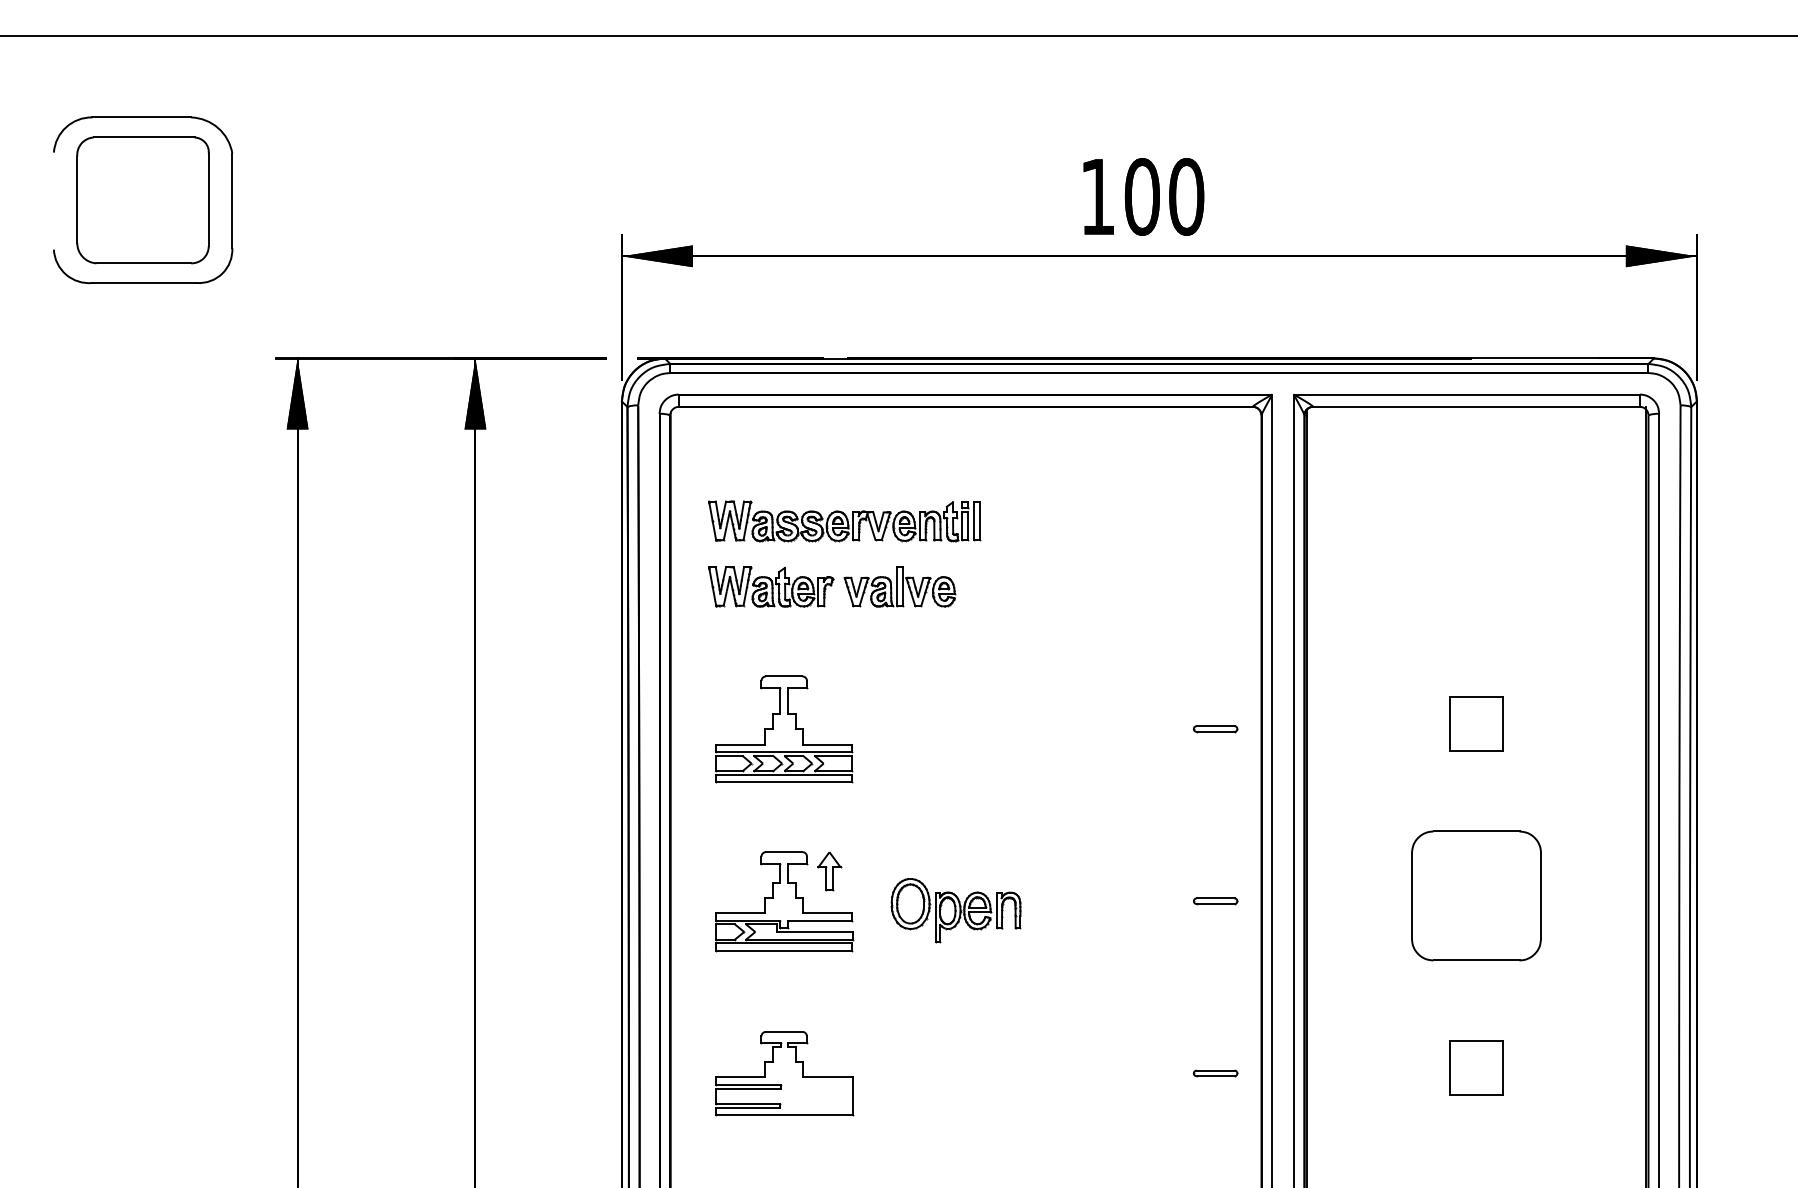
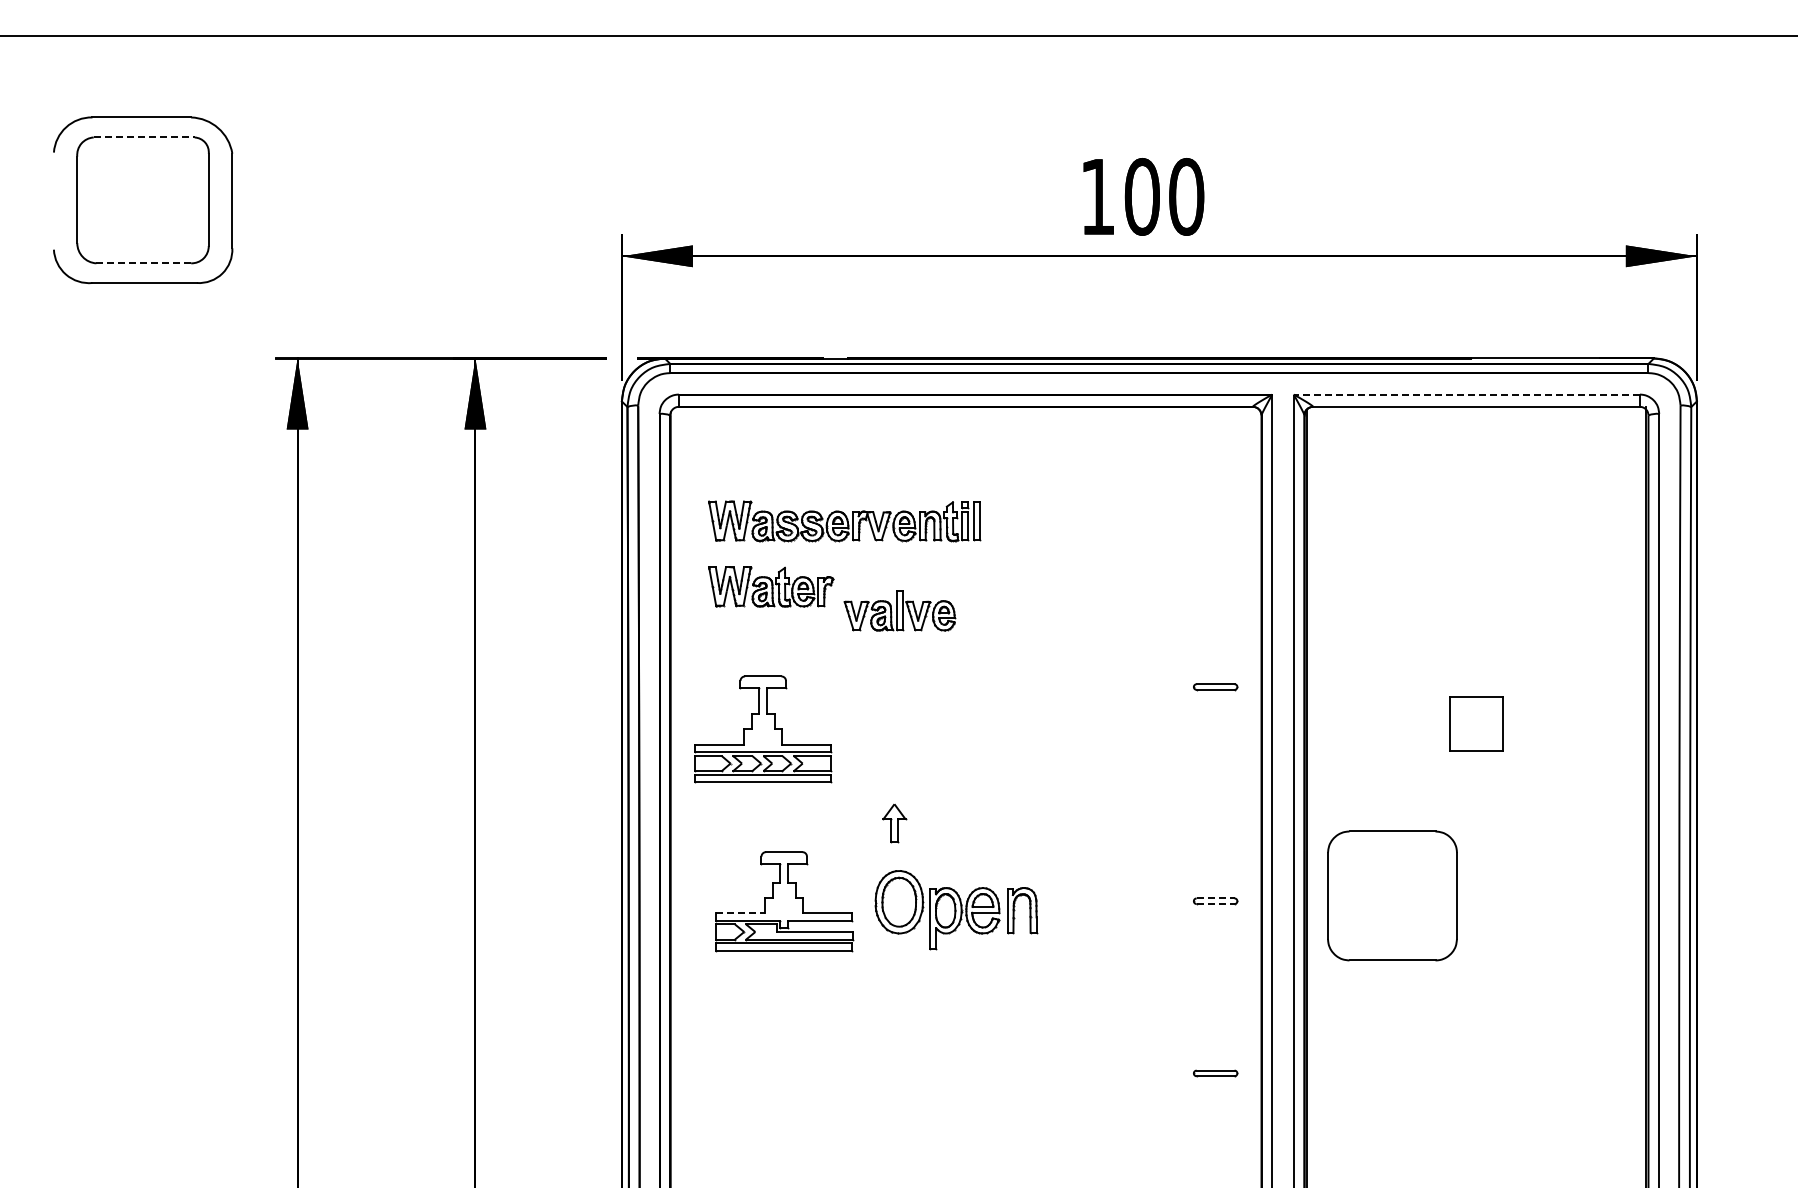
line: solid -> dashed (144, 137)
line: solid -> dashed (144, 263)
line: solid -> dashed (1466, 394)
part position: (899, 586) -> (899, 610) (899, 610)
part position: (784, 729) -> (763, 729) (763, 729)
part position: (1215, 729) -> (1215, 687) (1215, 687)
part position: (829, 871) -> (894, 823) (894, 823)
part position: (1476, 895) -> (1392, 895) (1392, 895)
line: solid -> dashed (1215, 898)
line: solid -> dashed (1215, 904)
part size: 132x66 px -> 165x81 px (956, 910)
line: solid -> dashed (740, 913)
part: present -> none (1476, 1067)
part: present -> none (784, 1073)
